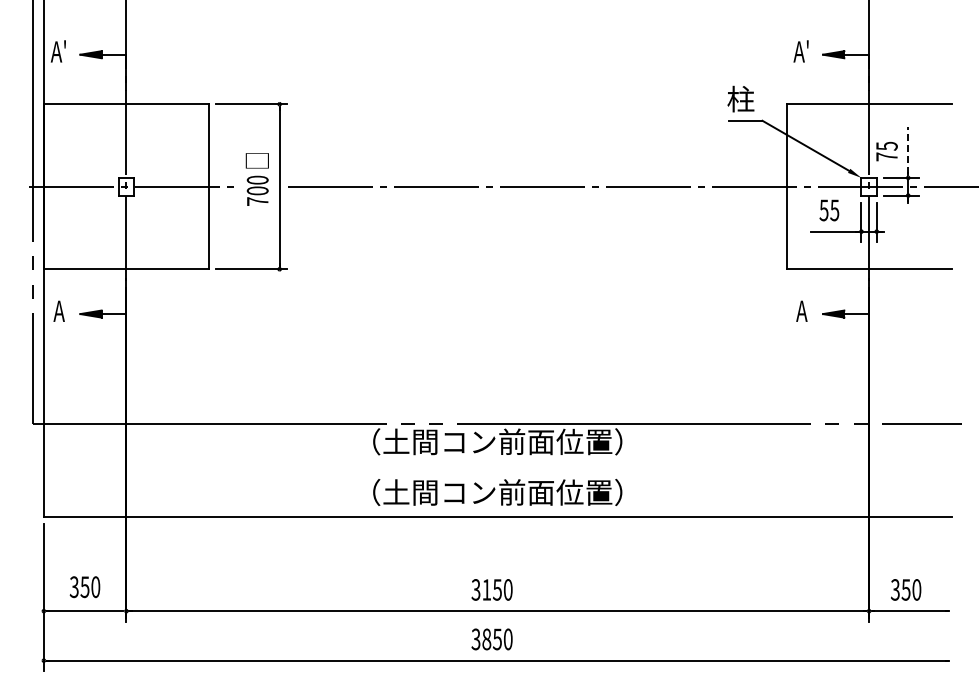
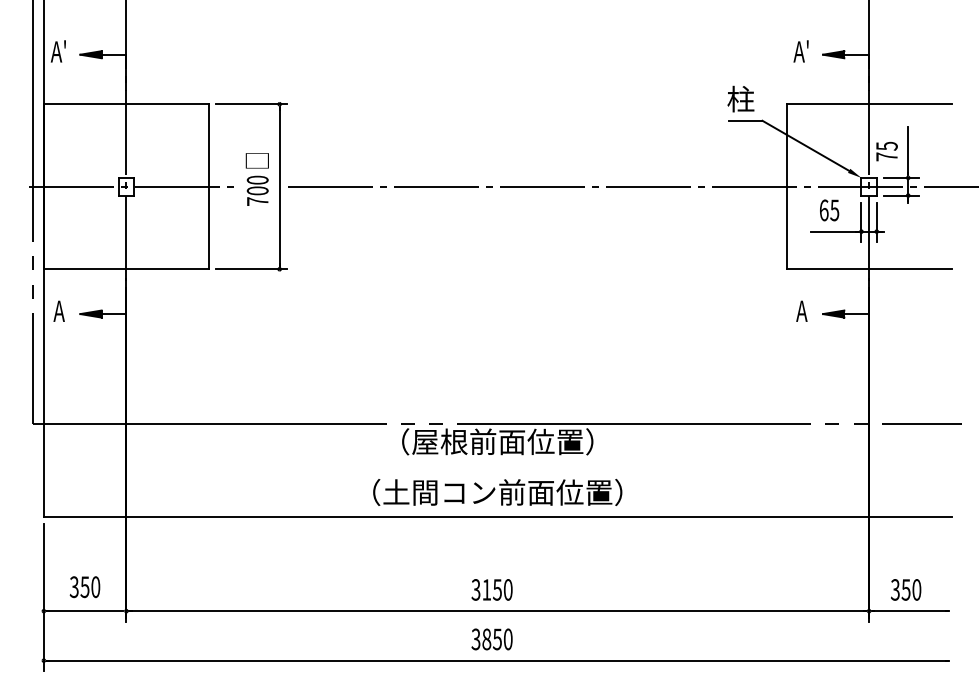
line: dashed -> solid (908, 150)
text: 55 -> 65 (823, 210)
text: （土間コン前面位置） -> （屋根前面位置） (497, 441)
